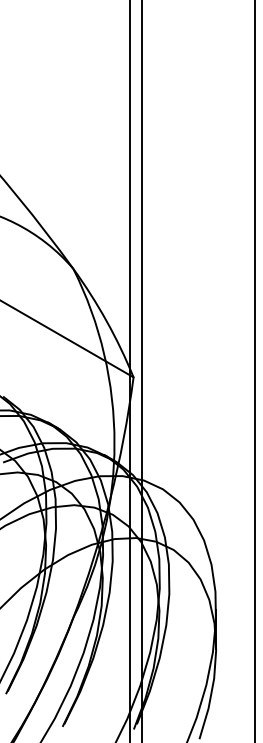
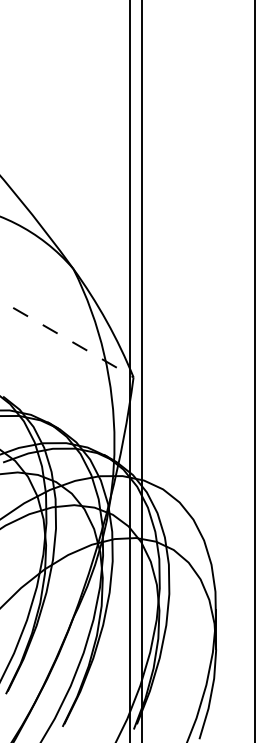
line: solid -> dashed (67, 339)
